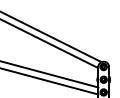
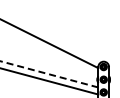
line: present -> none (51, 37)
line: solid -> dashed (49, 74)
